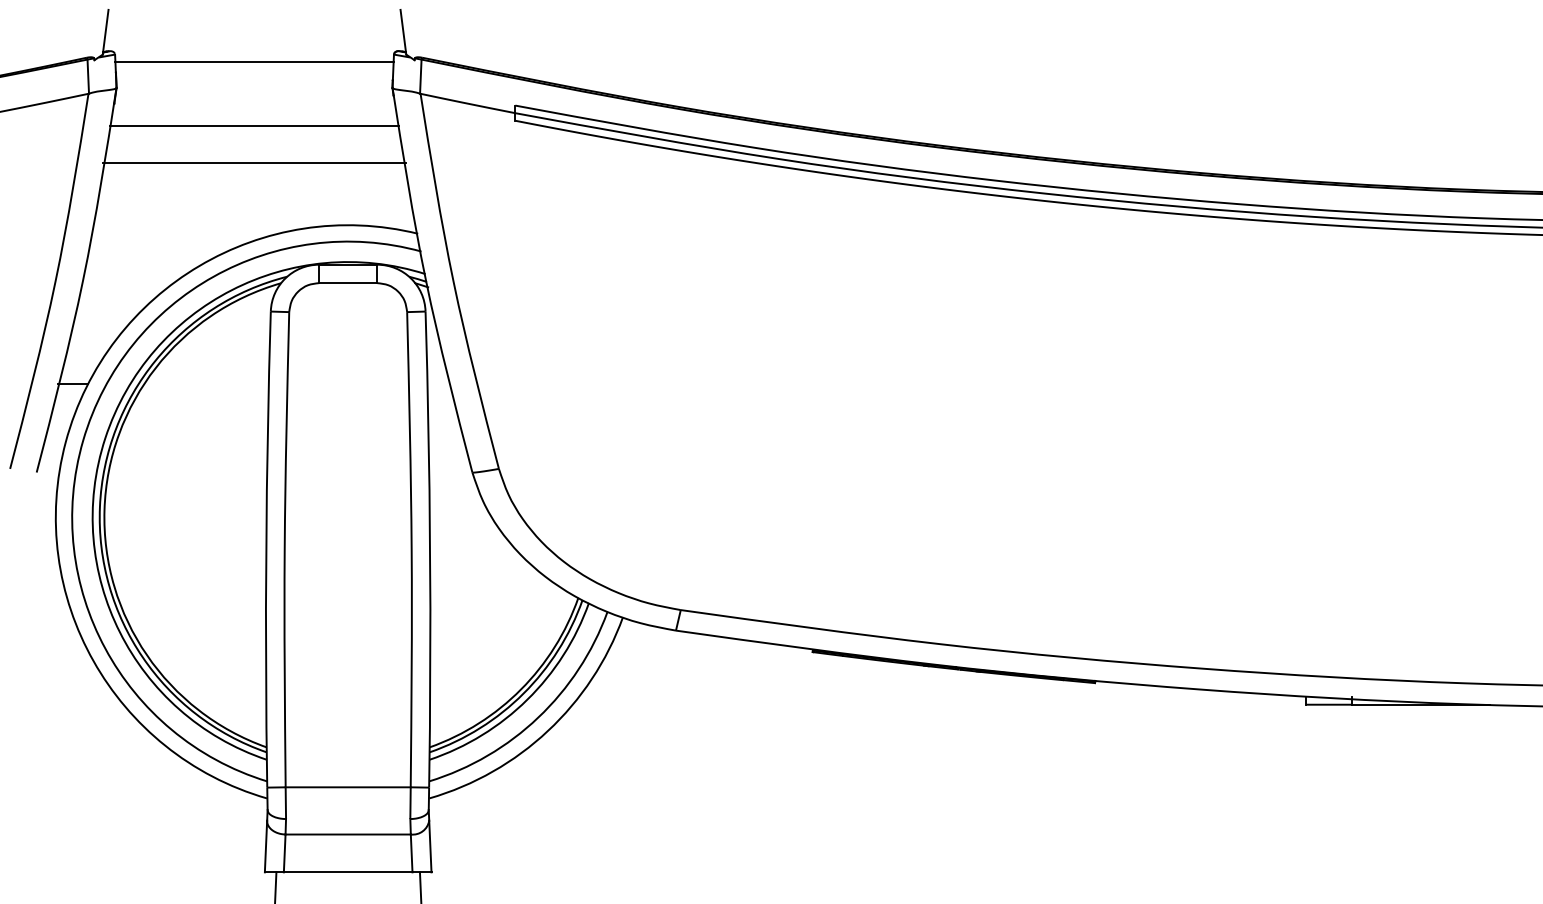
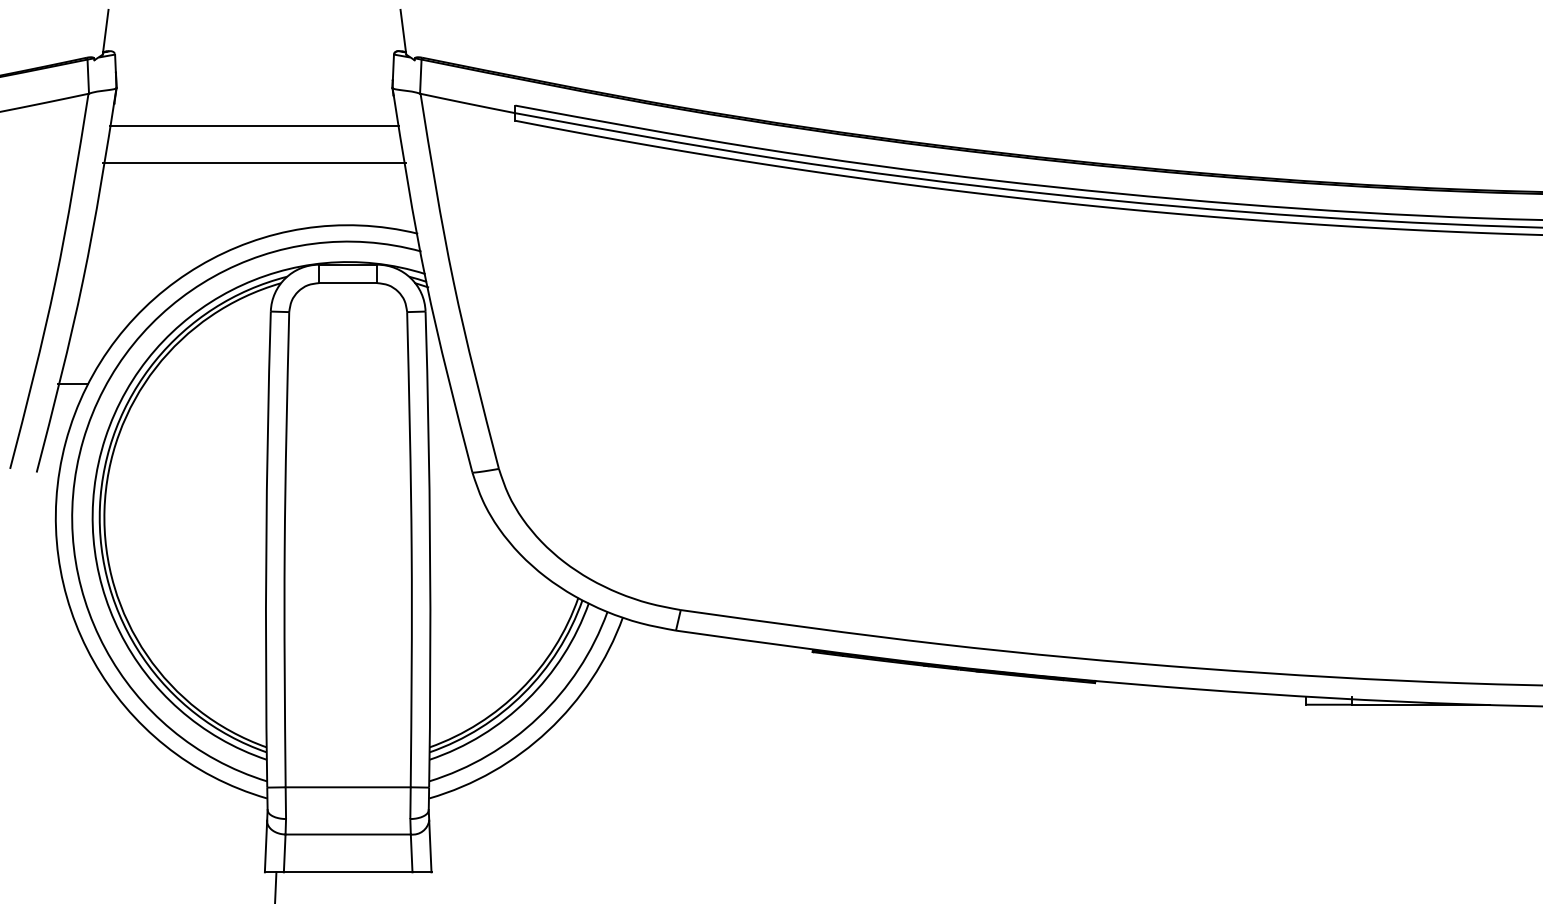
line: present -> none (254, 61)
line: present -> none (420, 886)
